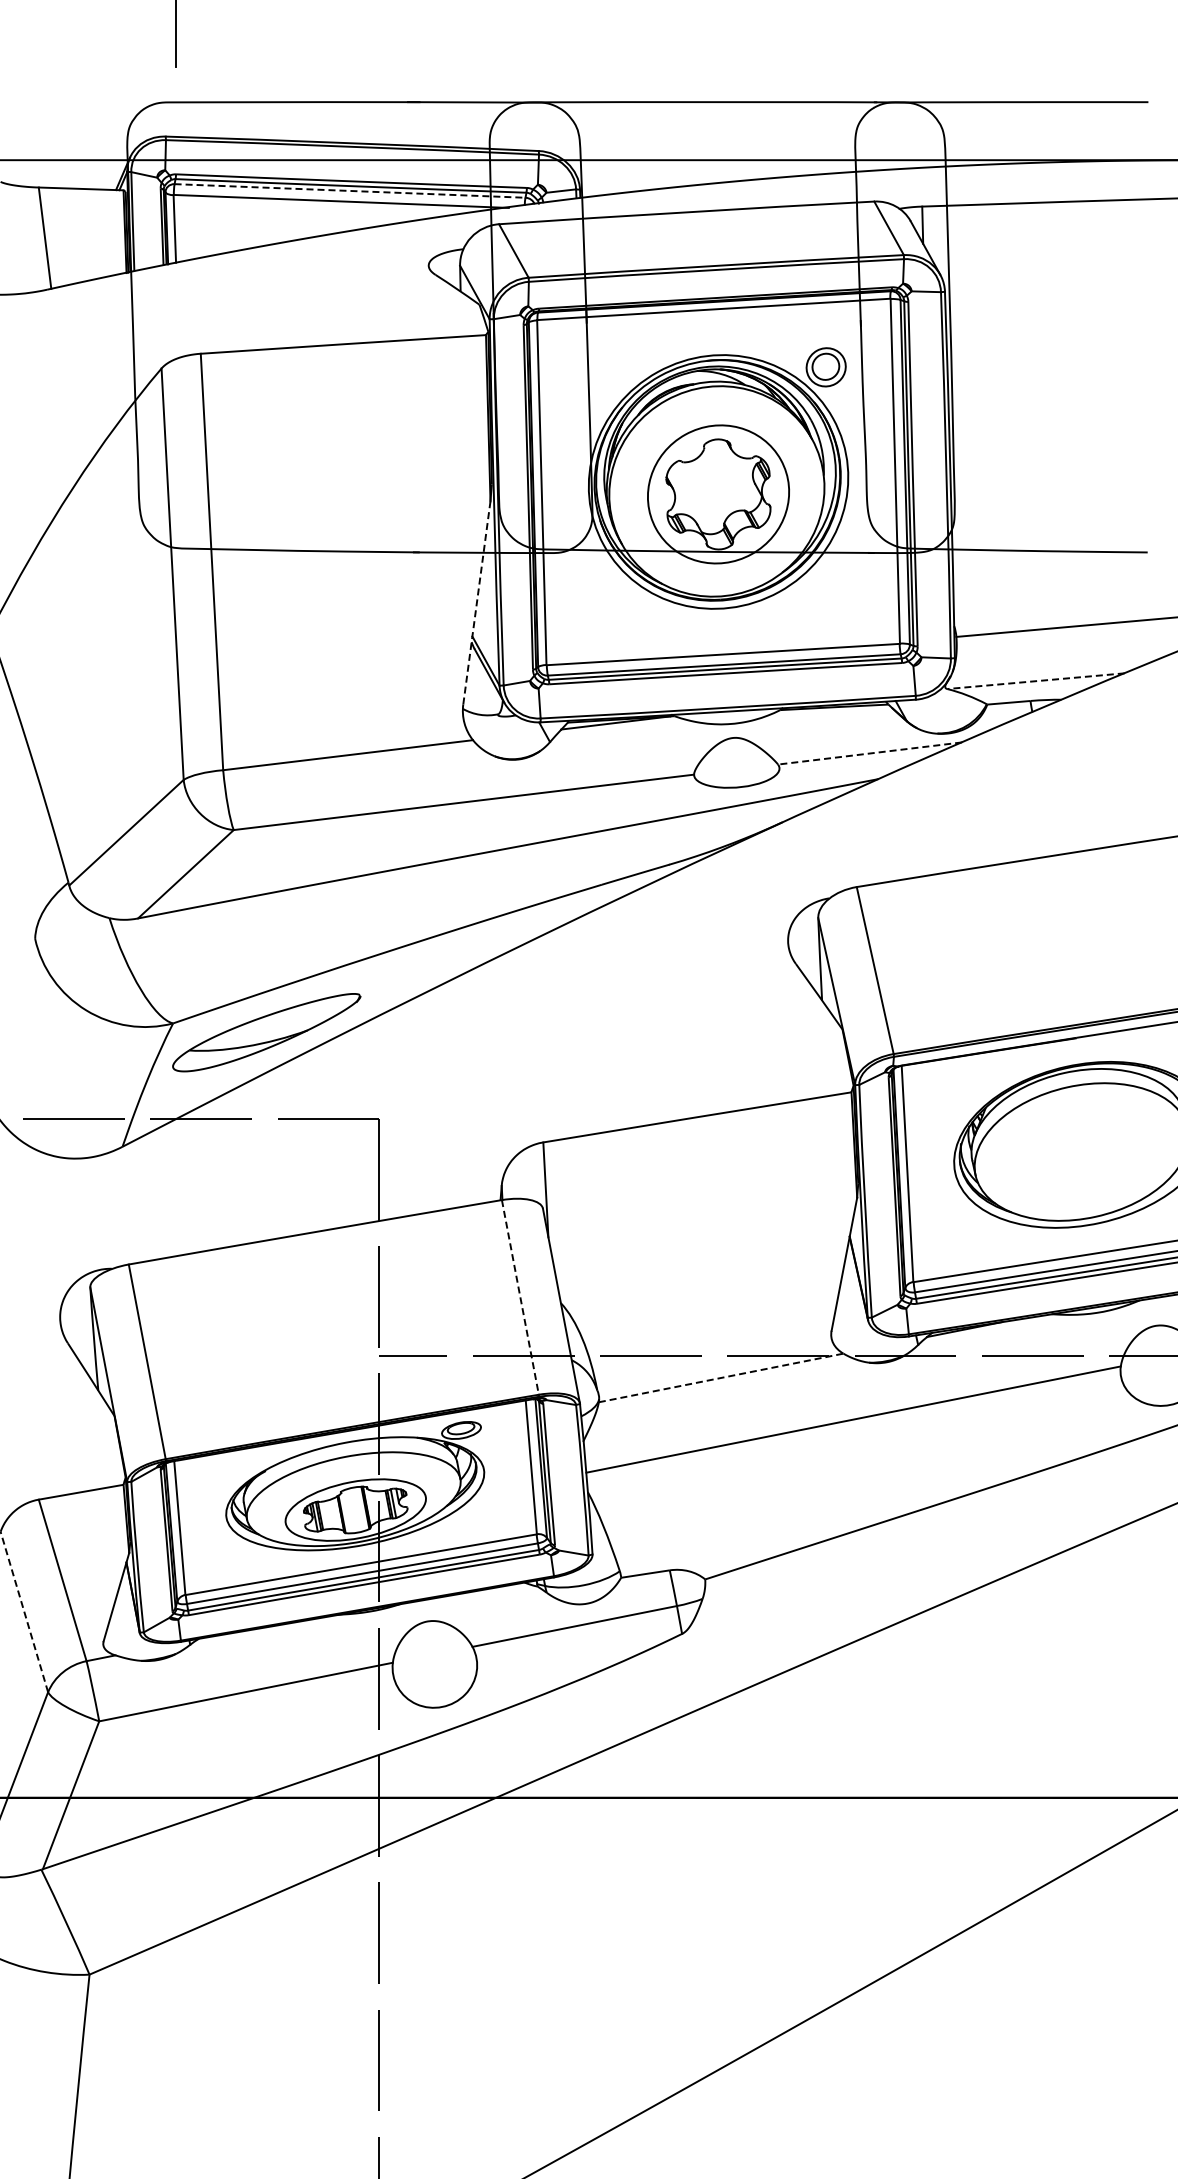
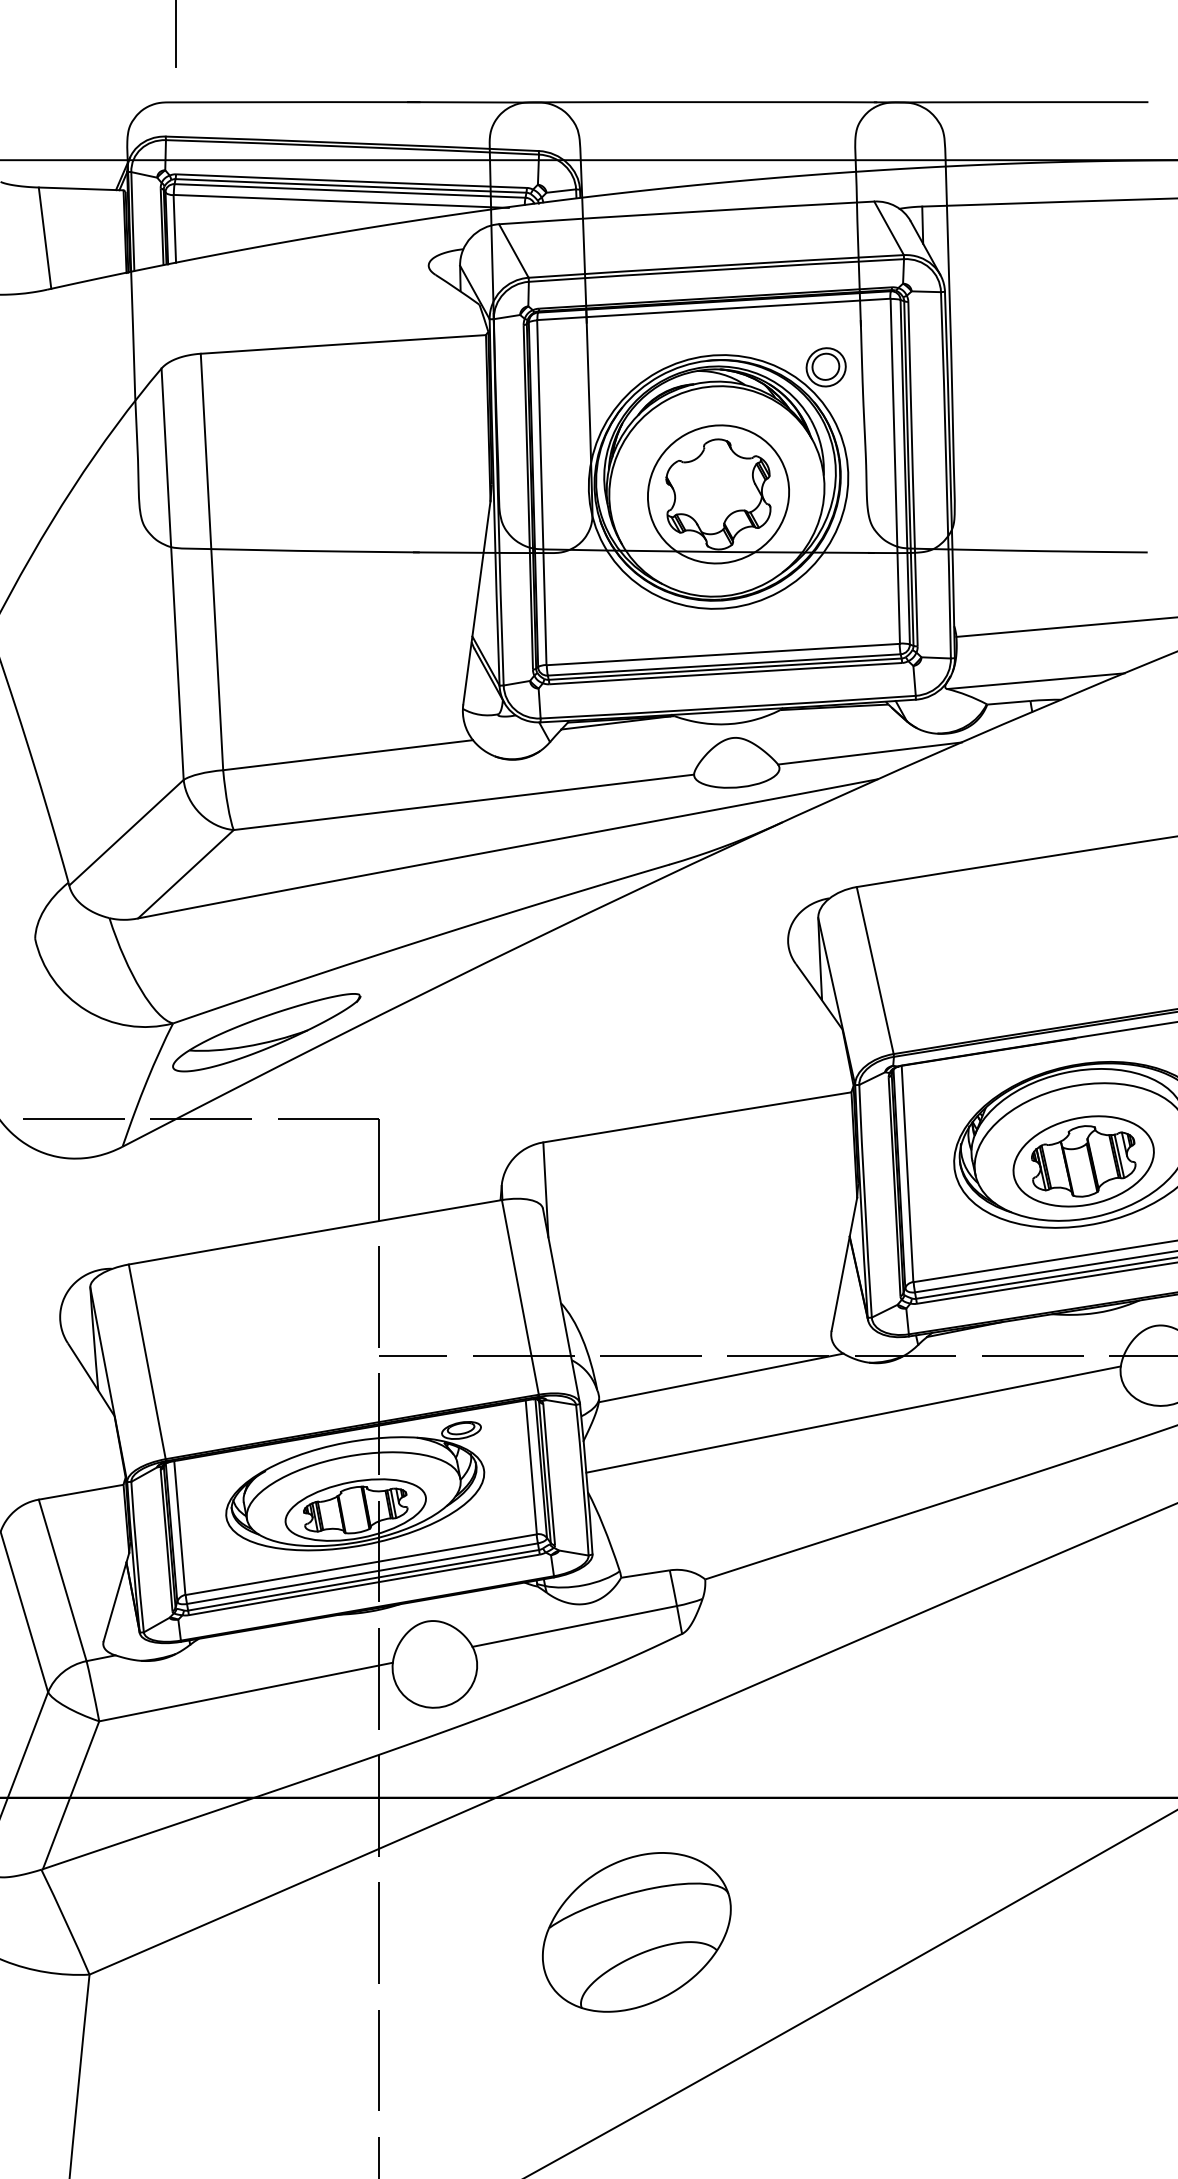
line: dashed -> solid (350, 190)
line: dashed -> solid (476, 602)
line: dashed -> solid (1035, 681)
line: dashed -> solid (870, 753)
part: none -> present (1083, 1161)
line: dashed -> solid (520, 1297)
line: dashed -> solid (721, 1377)
line: dashed -> solid (24, 1612)
part: none -> present (636, 1932)
